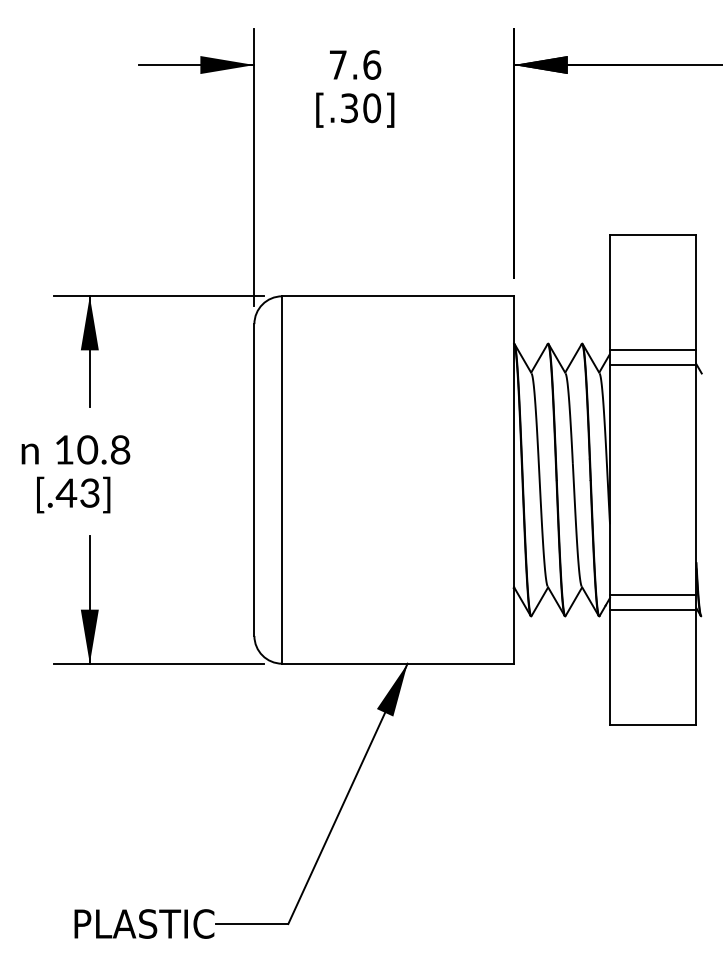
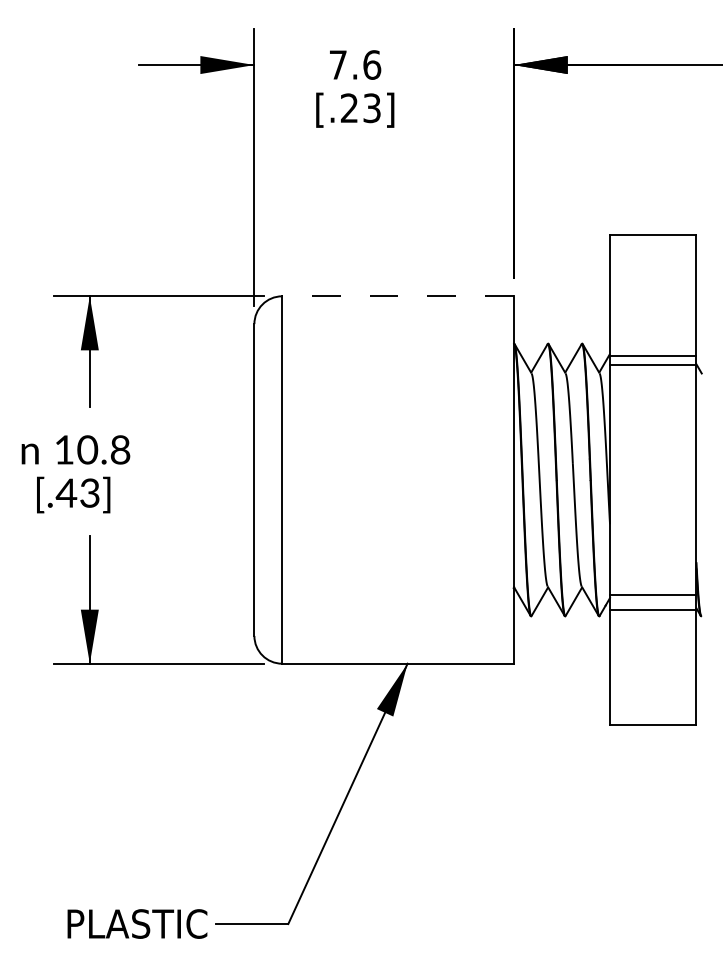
text: [.30] -> [.23] (360, 108)
line: solid -> dashed (397, 296)
line position: (653, 350) -> (653, 356) (653, 356)
text position: (144, 923) -> (137, 923) (137, 923)
